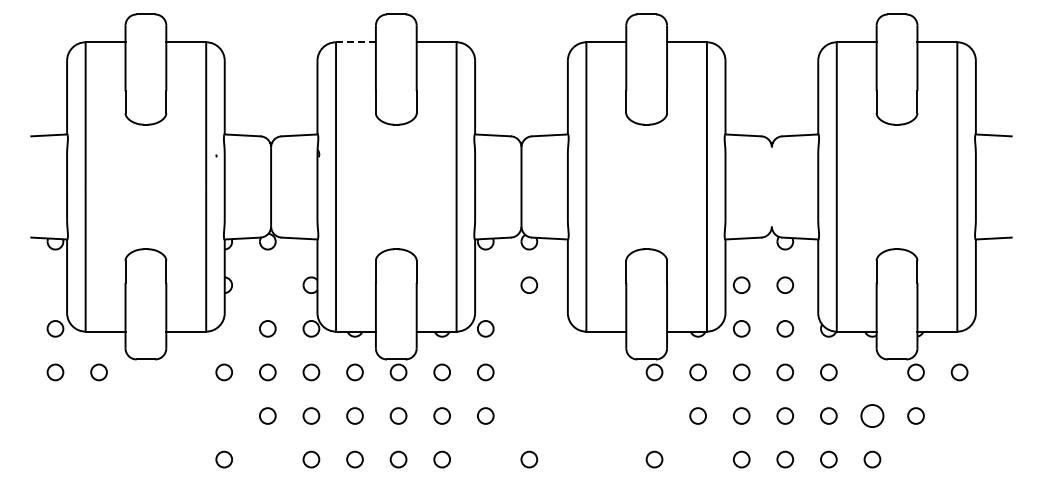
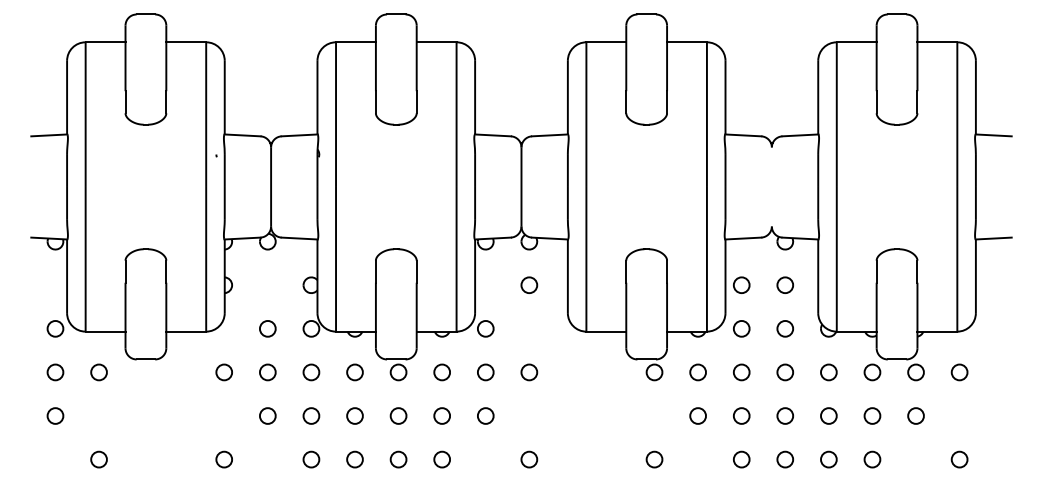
line: dashed -> solid (355, 42)
circle: none -> present (529, 372)
circle: none -> present (872, 372)
circle: none -> present (55, 415)
circle size: 25x24 px -> 19x18 px (872, 415)
circle: none -> present (98, 459)
circle: none -> present (959, 459)
